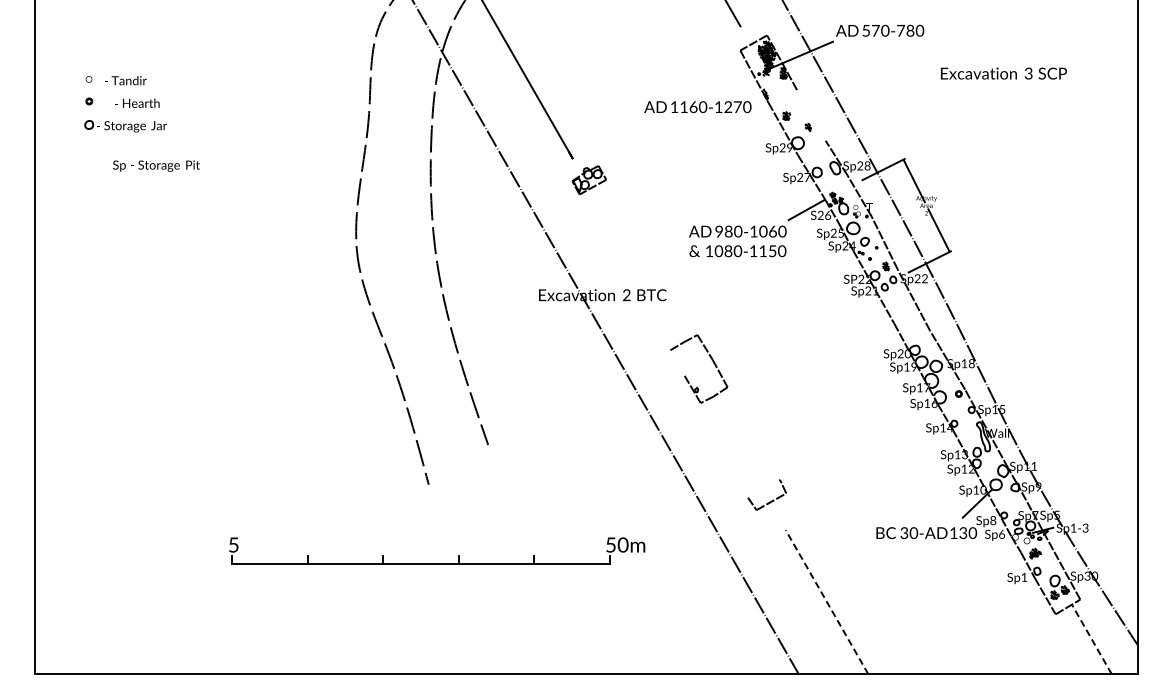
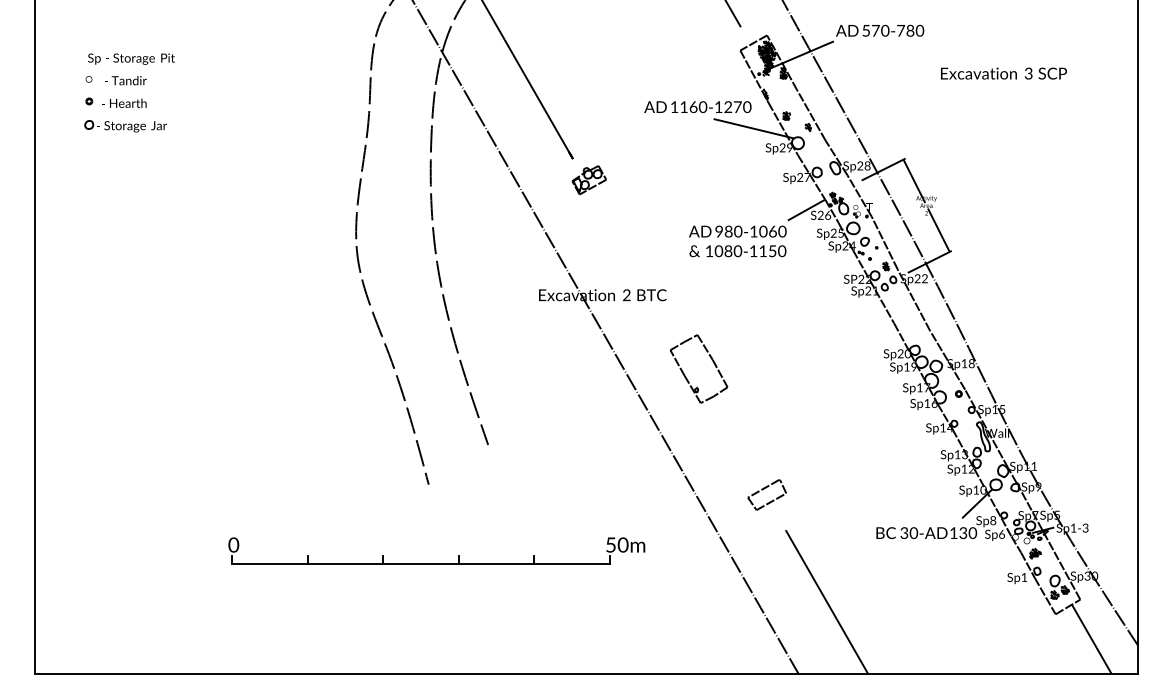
text position: (137, 102) -> (124, 102) (124, 102)
line: none -> present (811, 115)
line: none -> present (753, 128)
text position: (156, 165) -> (131, 58) (131, 58)
line: none -> present (677, 362)
line: none -> present (763, 488)
text: 5 -> 0 (233, 544)
line: dashed -> solid (827, 602)
line: dashed -> solid (1091, 639)
